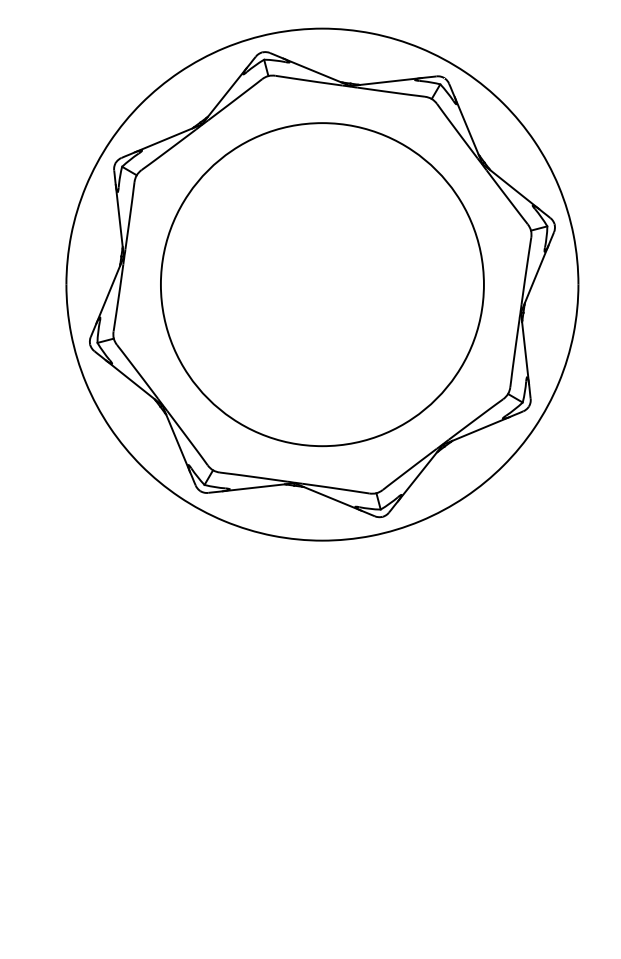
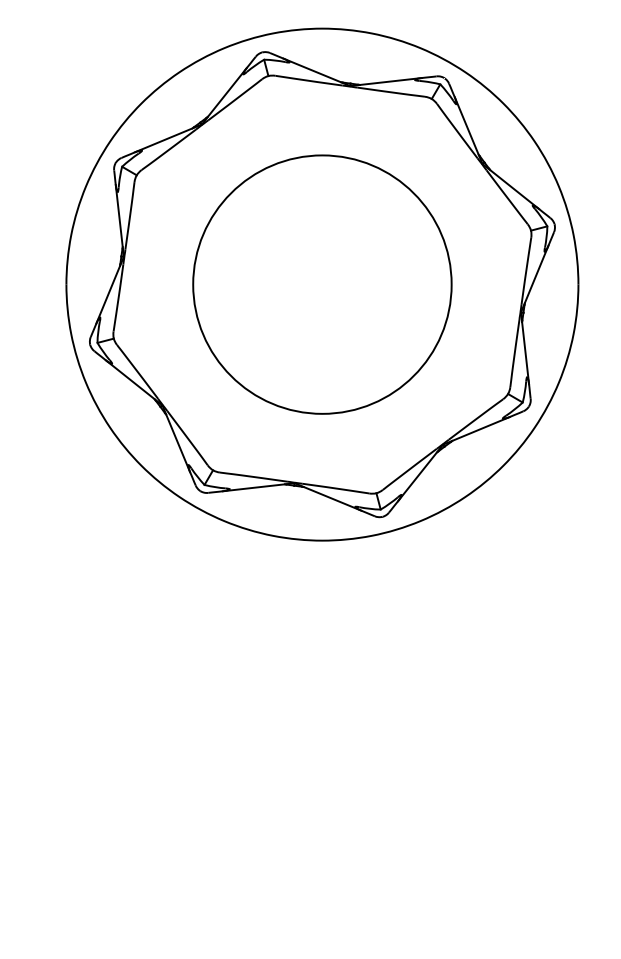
circle diameter: 323 px -> 258 px (322, 284)
